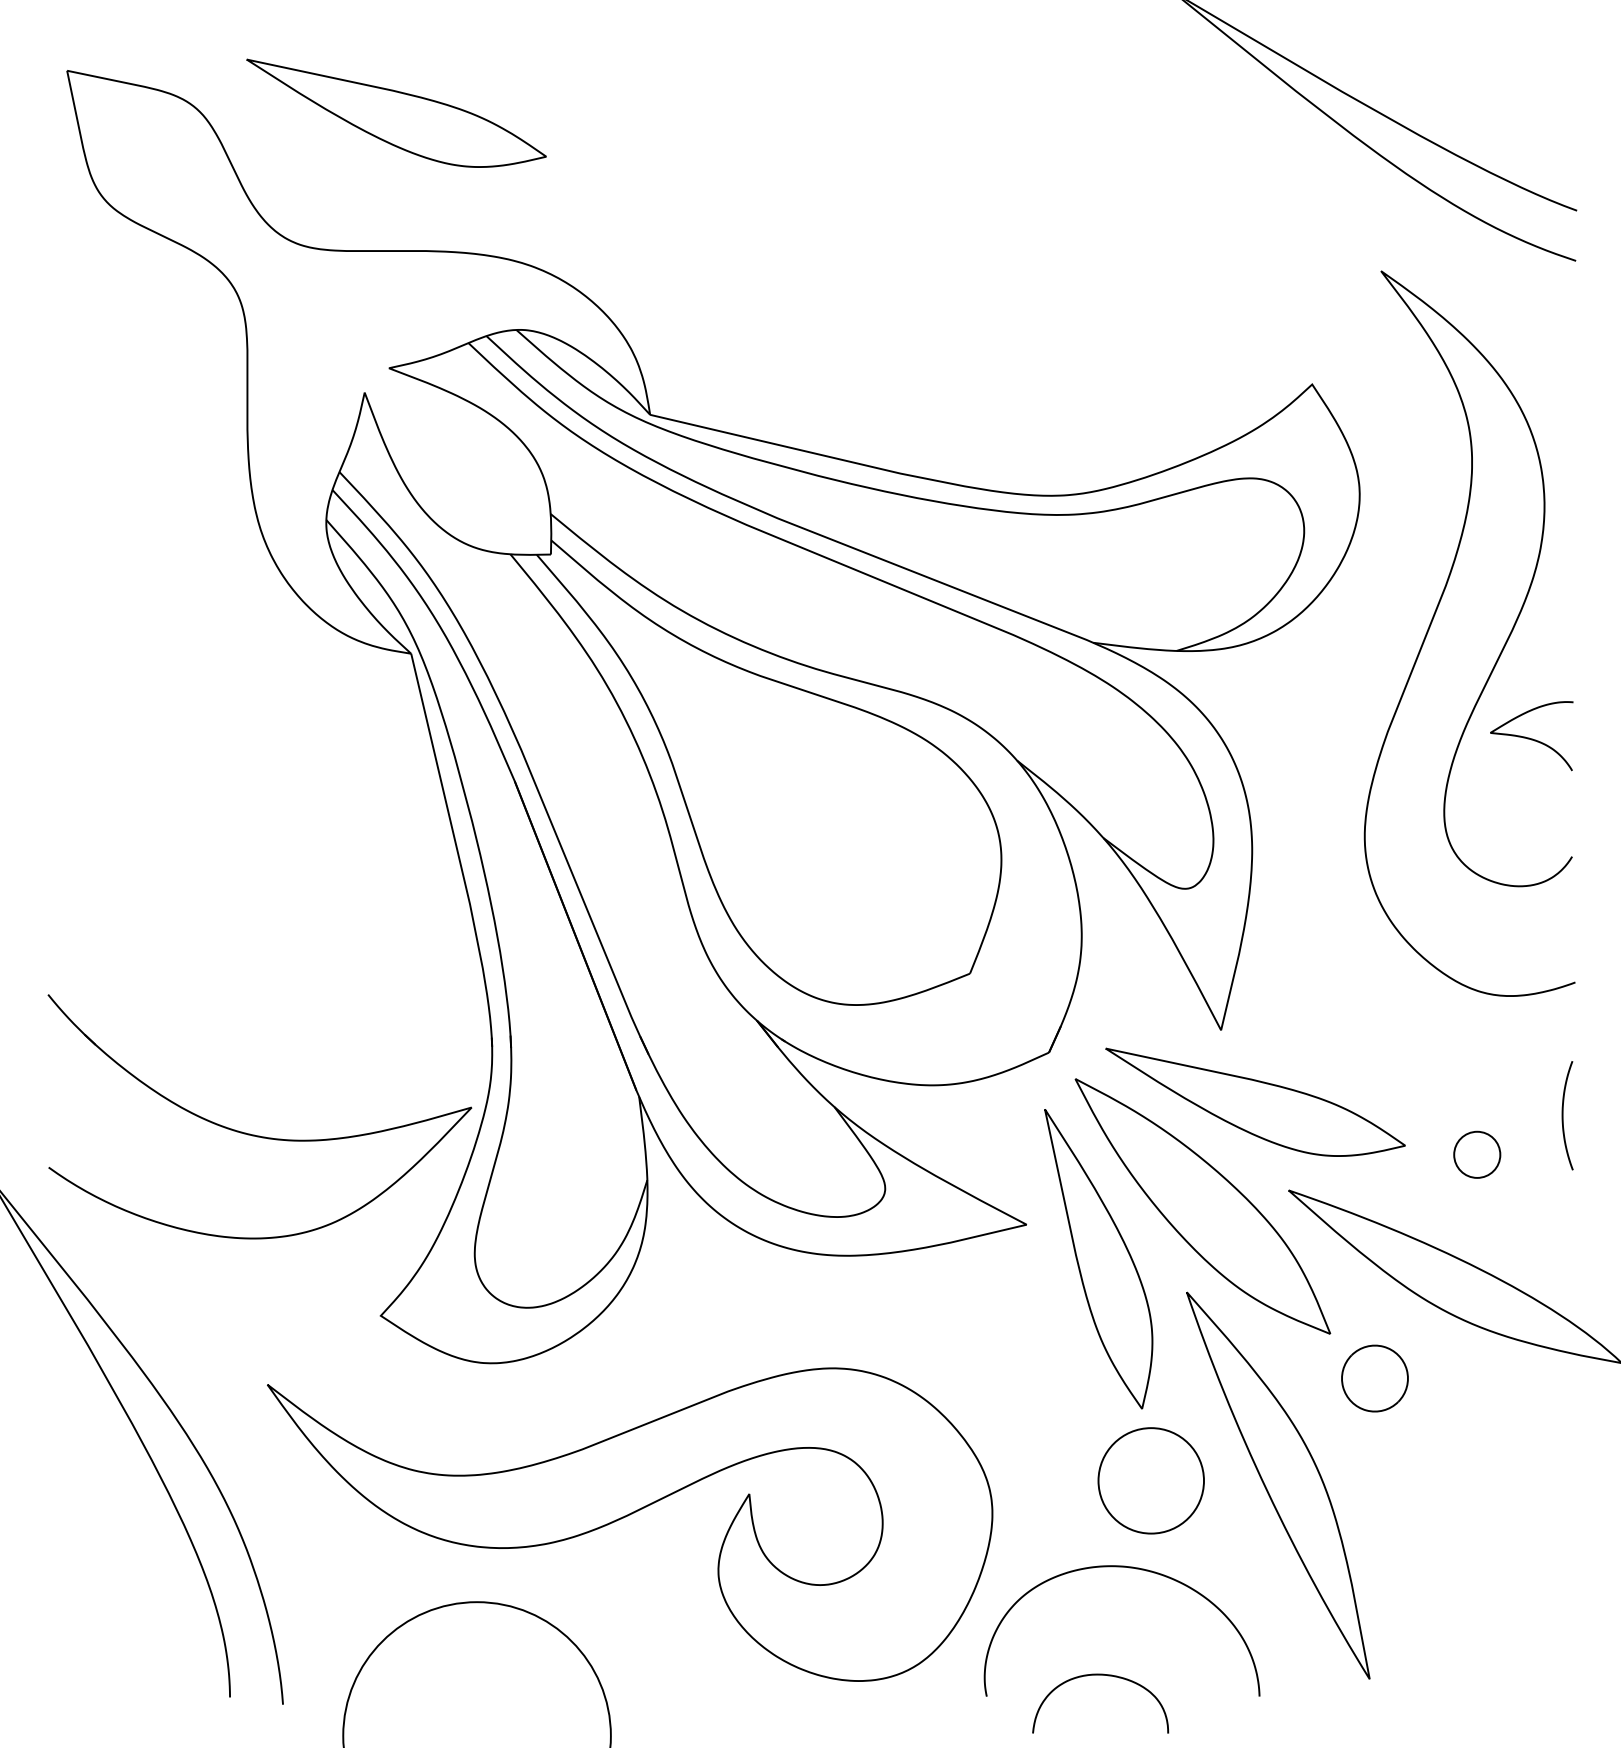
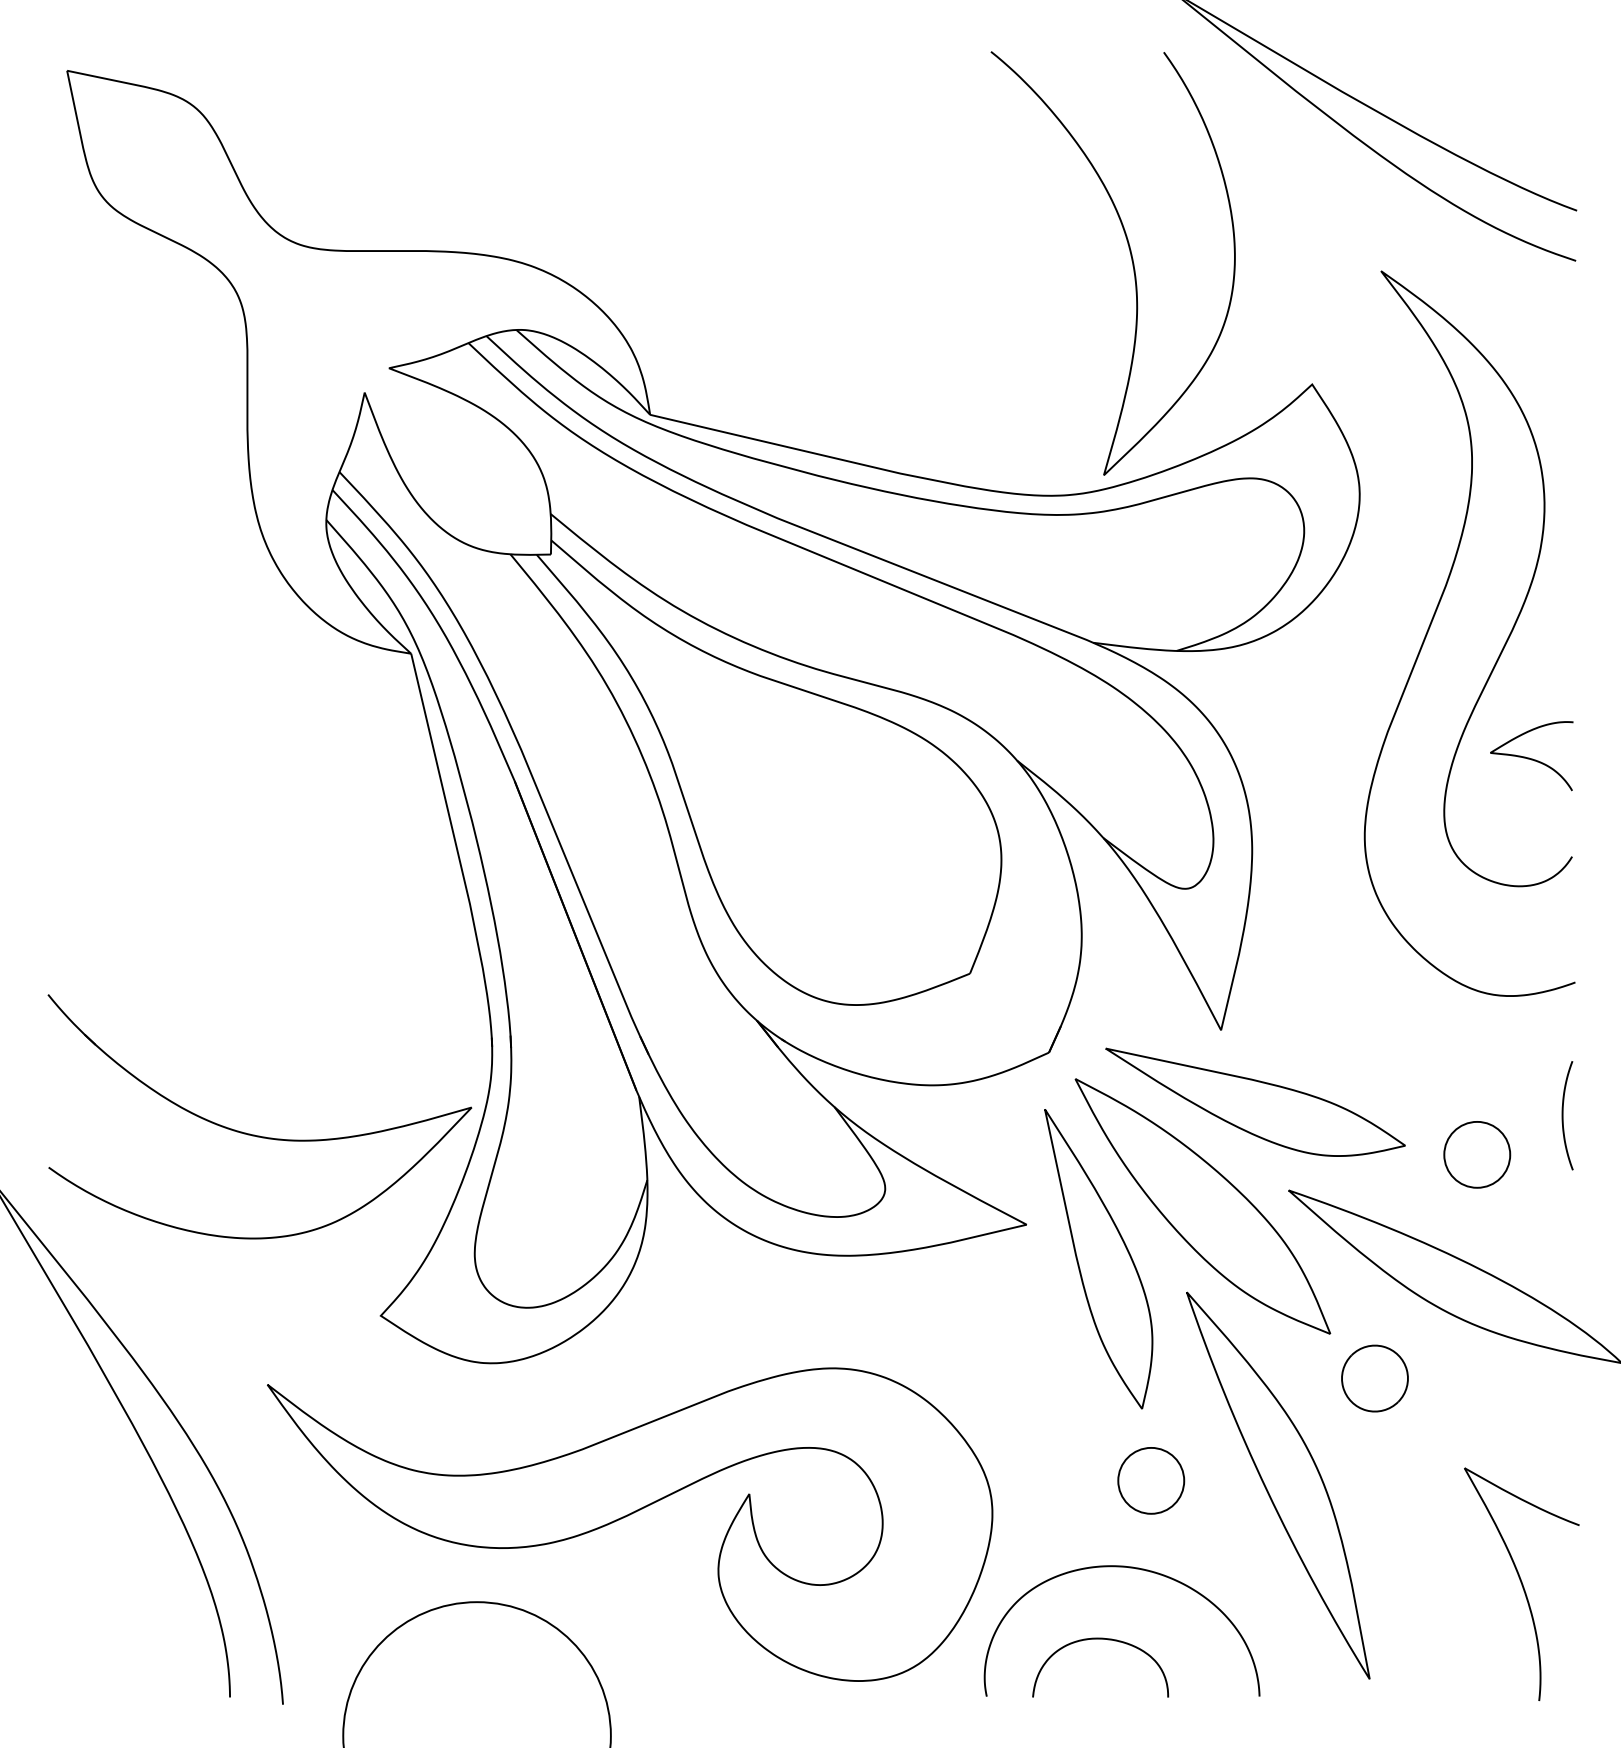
part: present -> none (396, 112)
curve: none -> present (1131, 261)
curve position: (1531, 738) -> (1531, 758) (1531, 758)
circle diameter: 46 px -> 66 px (1477, 1154)
circle diameter: 105 px -> 66 px (1151, 1480)
part: none -> present (1521, 1584)
curve position: (1100, 1675) -> (1100, 1639) (1100, 1639)
